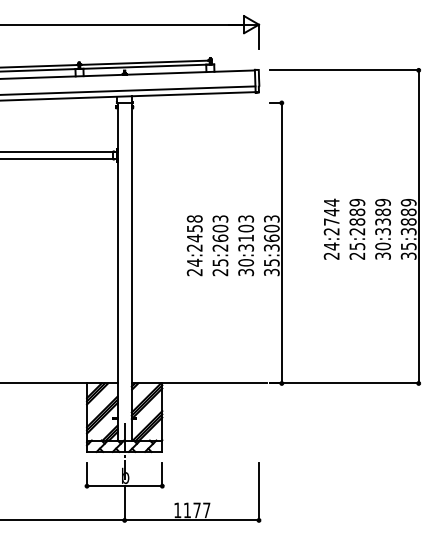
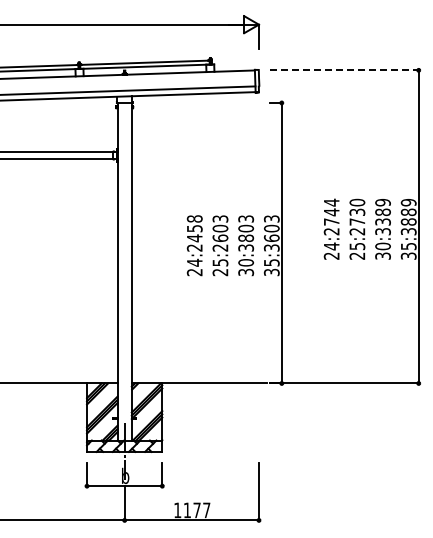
line: solid -> dashed (345, 70)
text: 25:2889 -> 25:2730 (357, 212)
text: 30:3103 -> 30:3803 (246, 238)
